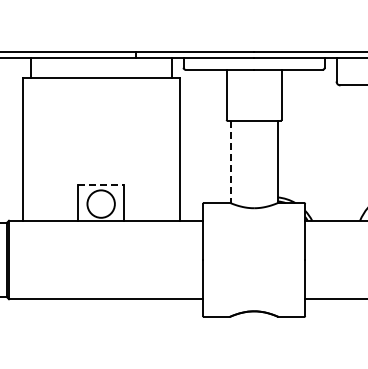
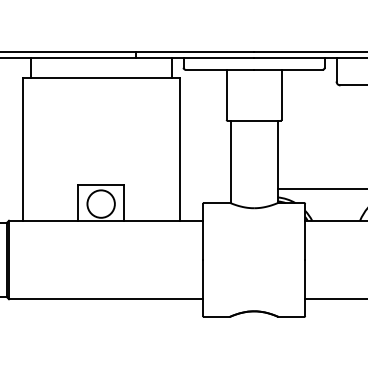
line: dashed -> solid (230, 162)
line: dashed -> solid (101, 185)
line: none -> present (320, 189)
